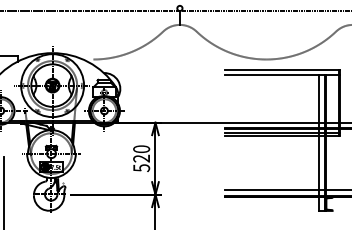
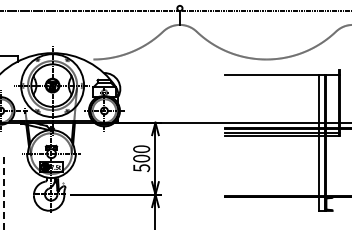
line: present -> none (282, 70)
text: 520 -> 500 (141, 158)
line: present -> none (286, 190)
line: solid -> dashed (4, 193)
